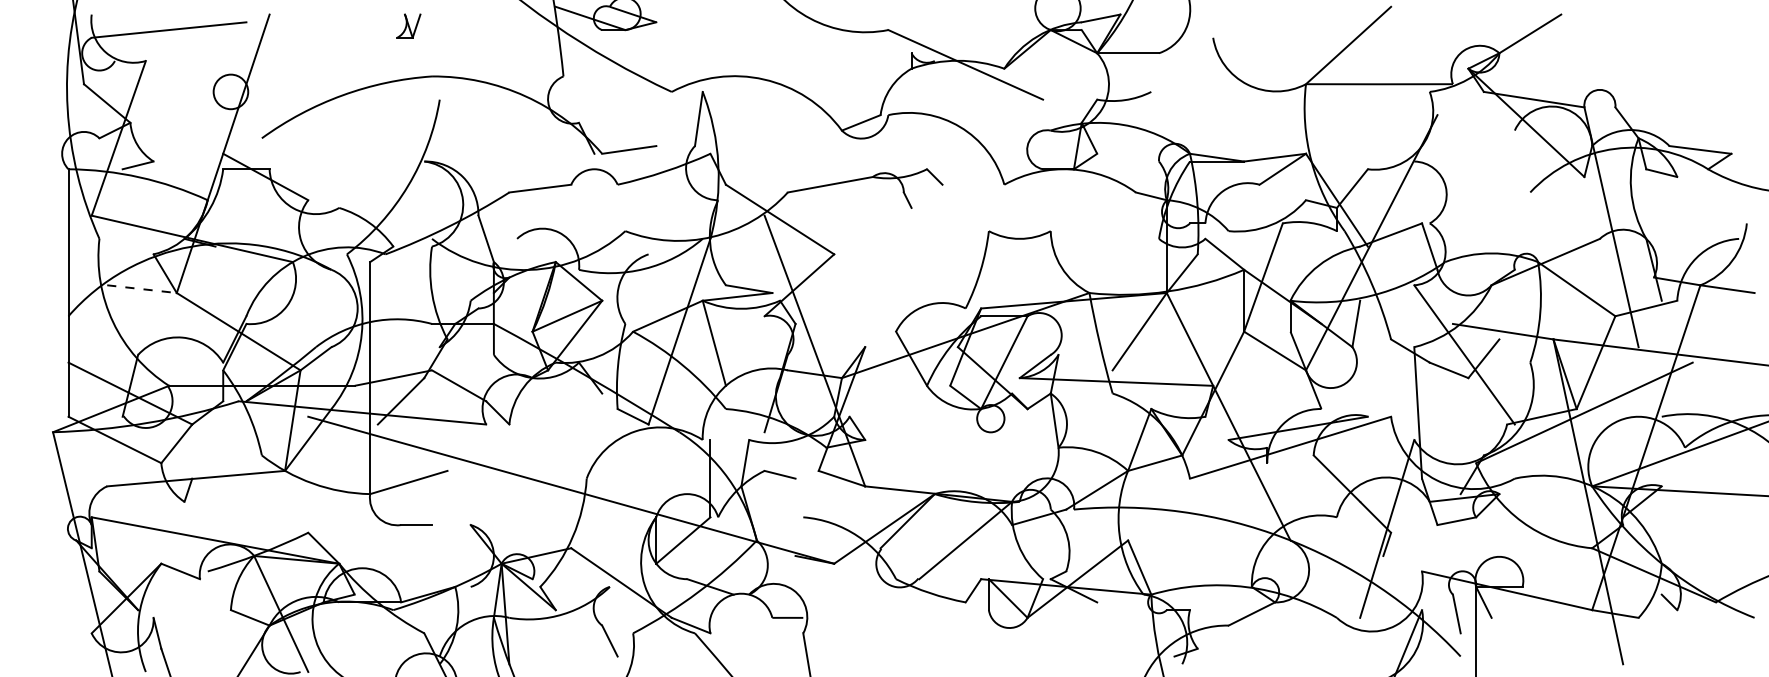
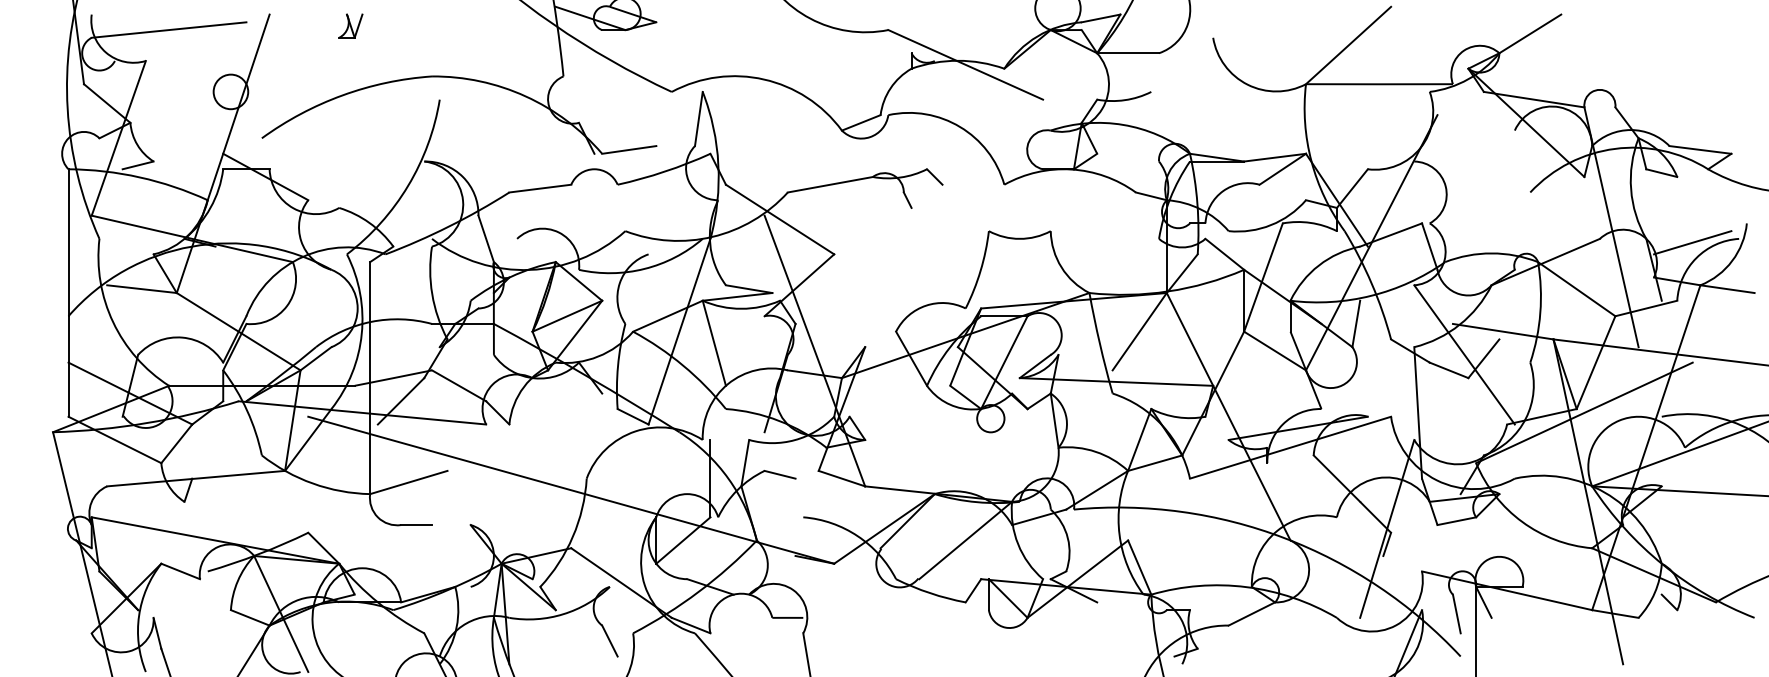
part position: (408, 25) -> (350, 25) (350, 25)
line: none -> present (1692, 242)
line: dashed -> solid (142, 289)
